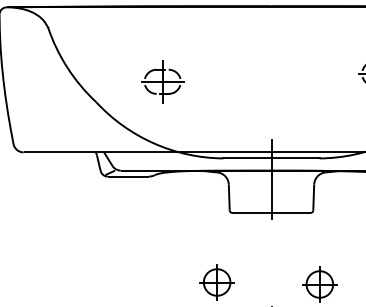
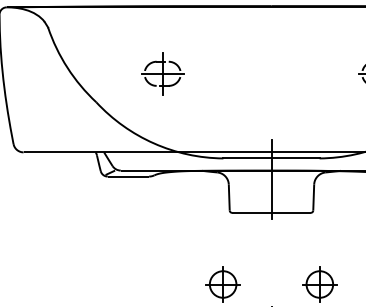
part position: (162, 81) -> (162, 73) (162, 73)
part position: (216, 282) -> (222, 284) (222, 284)
